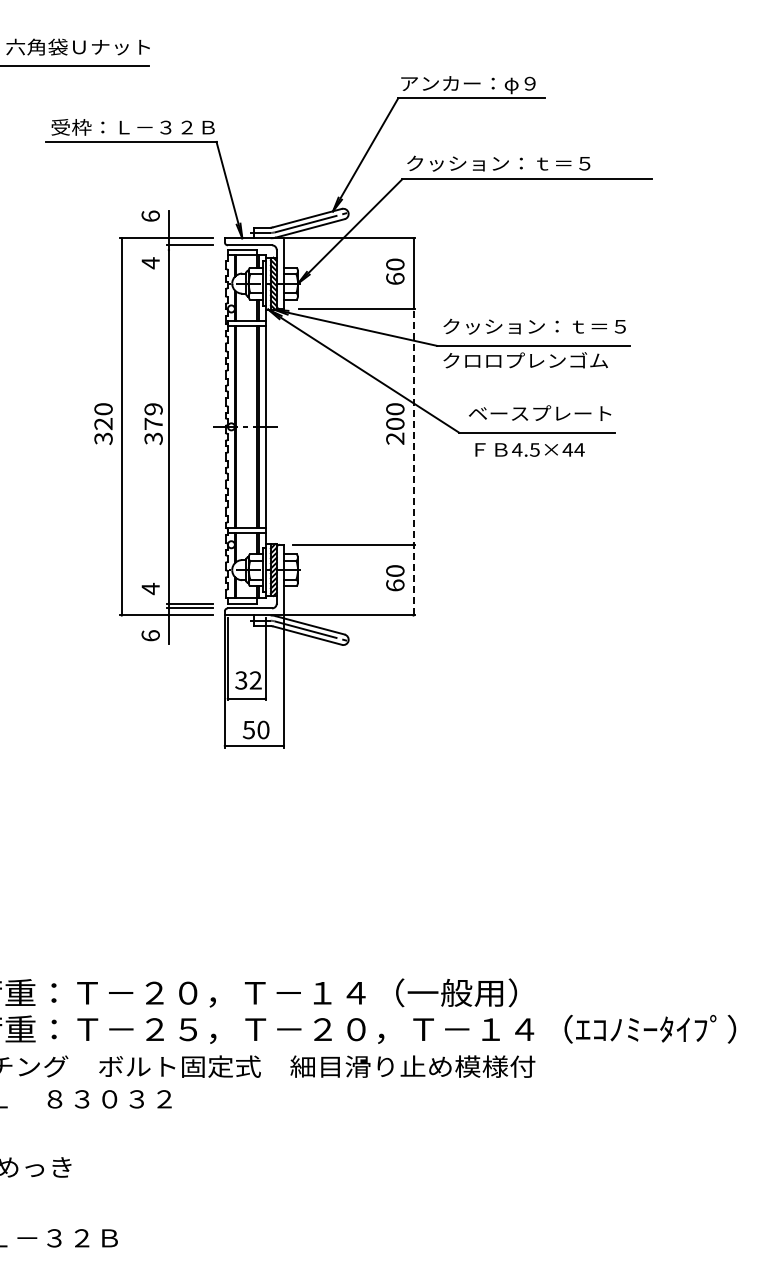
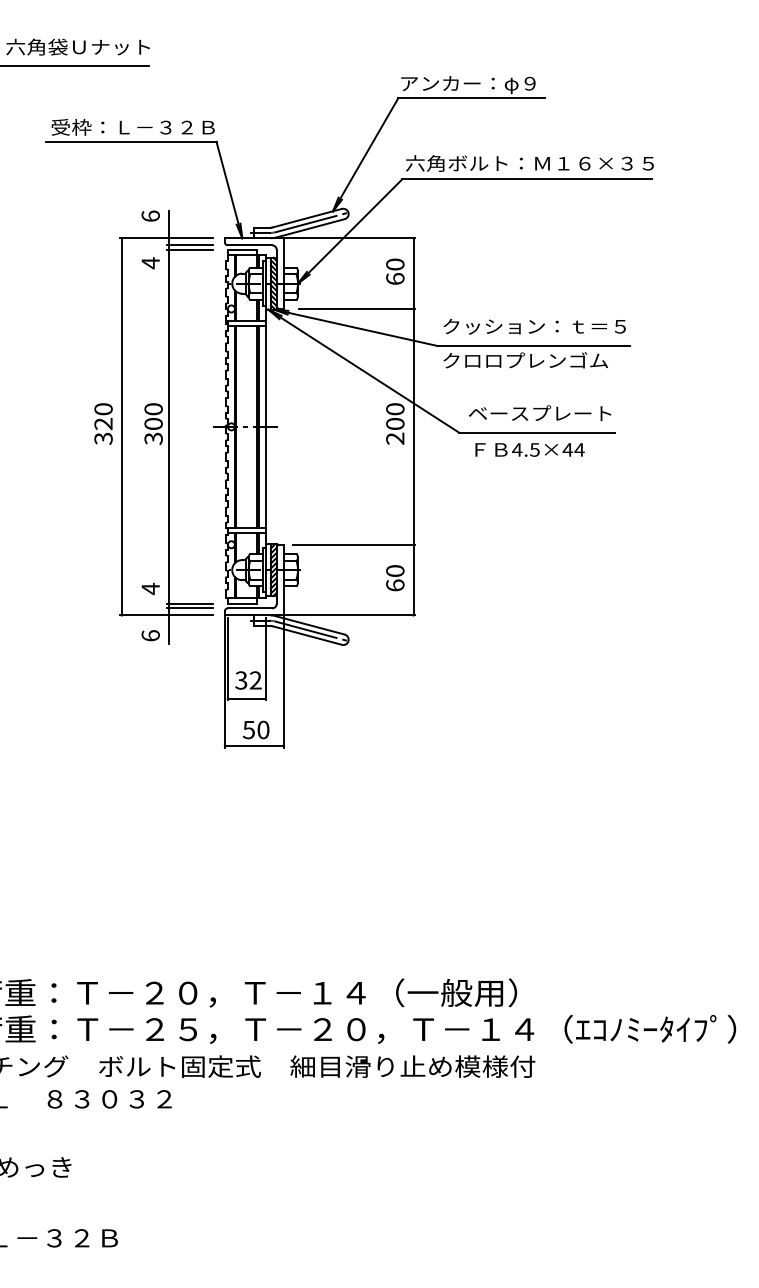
text: クッション：ｔ＝５ -> 六角ボルト：Ｍ１６×３５ (529, 163)
line: none -> present (190, 250)
text: 379 -> 300 (153, 416)
line: dashed -> solid (413, 461)
